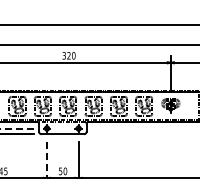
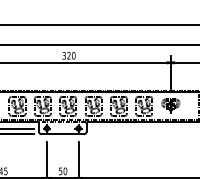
line: dashed -> solid (17, 128)
line: dashed -> solid (46, 160)
